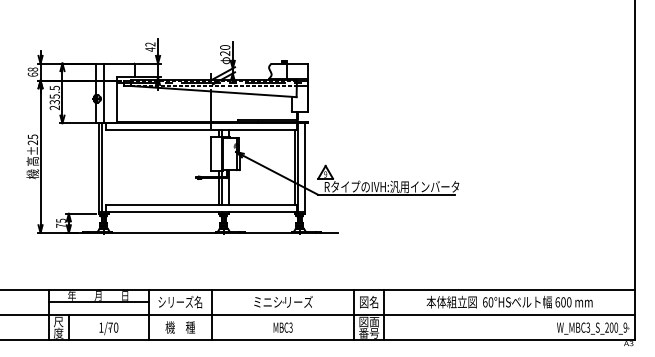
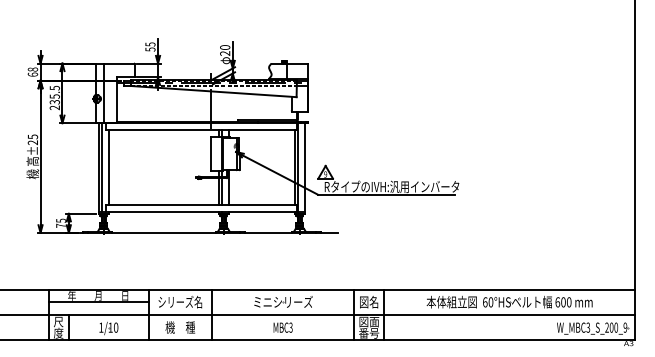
text: 42 -> 55 (150, 46)
line: none -> present (108, 167)
text: 1/70 -> 1/10 (110, 327)
